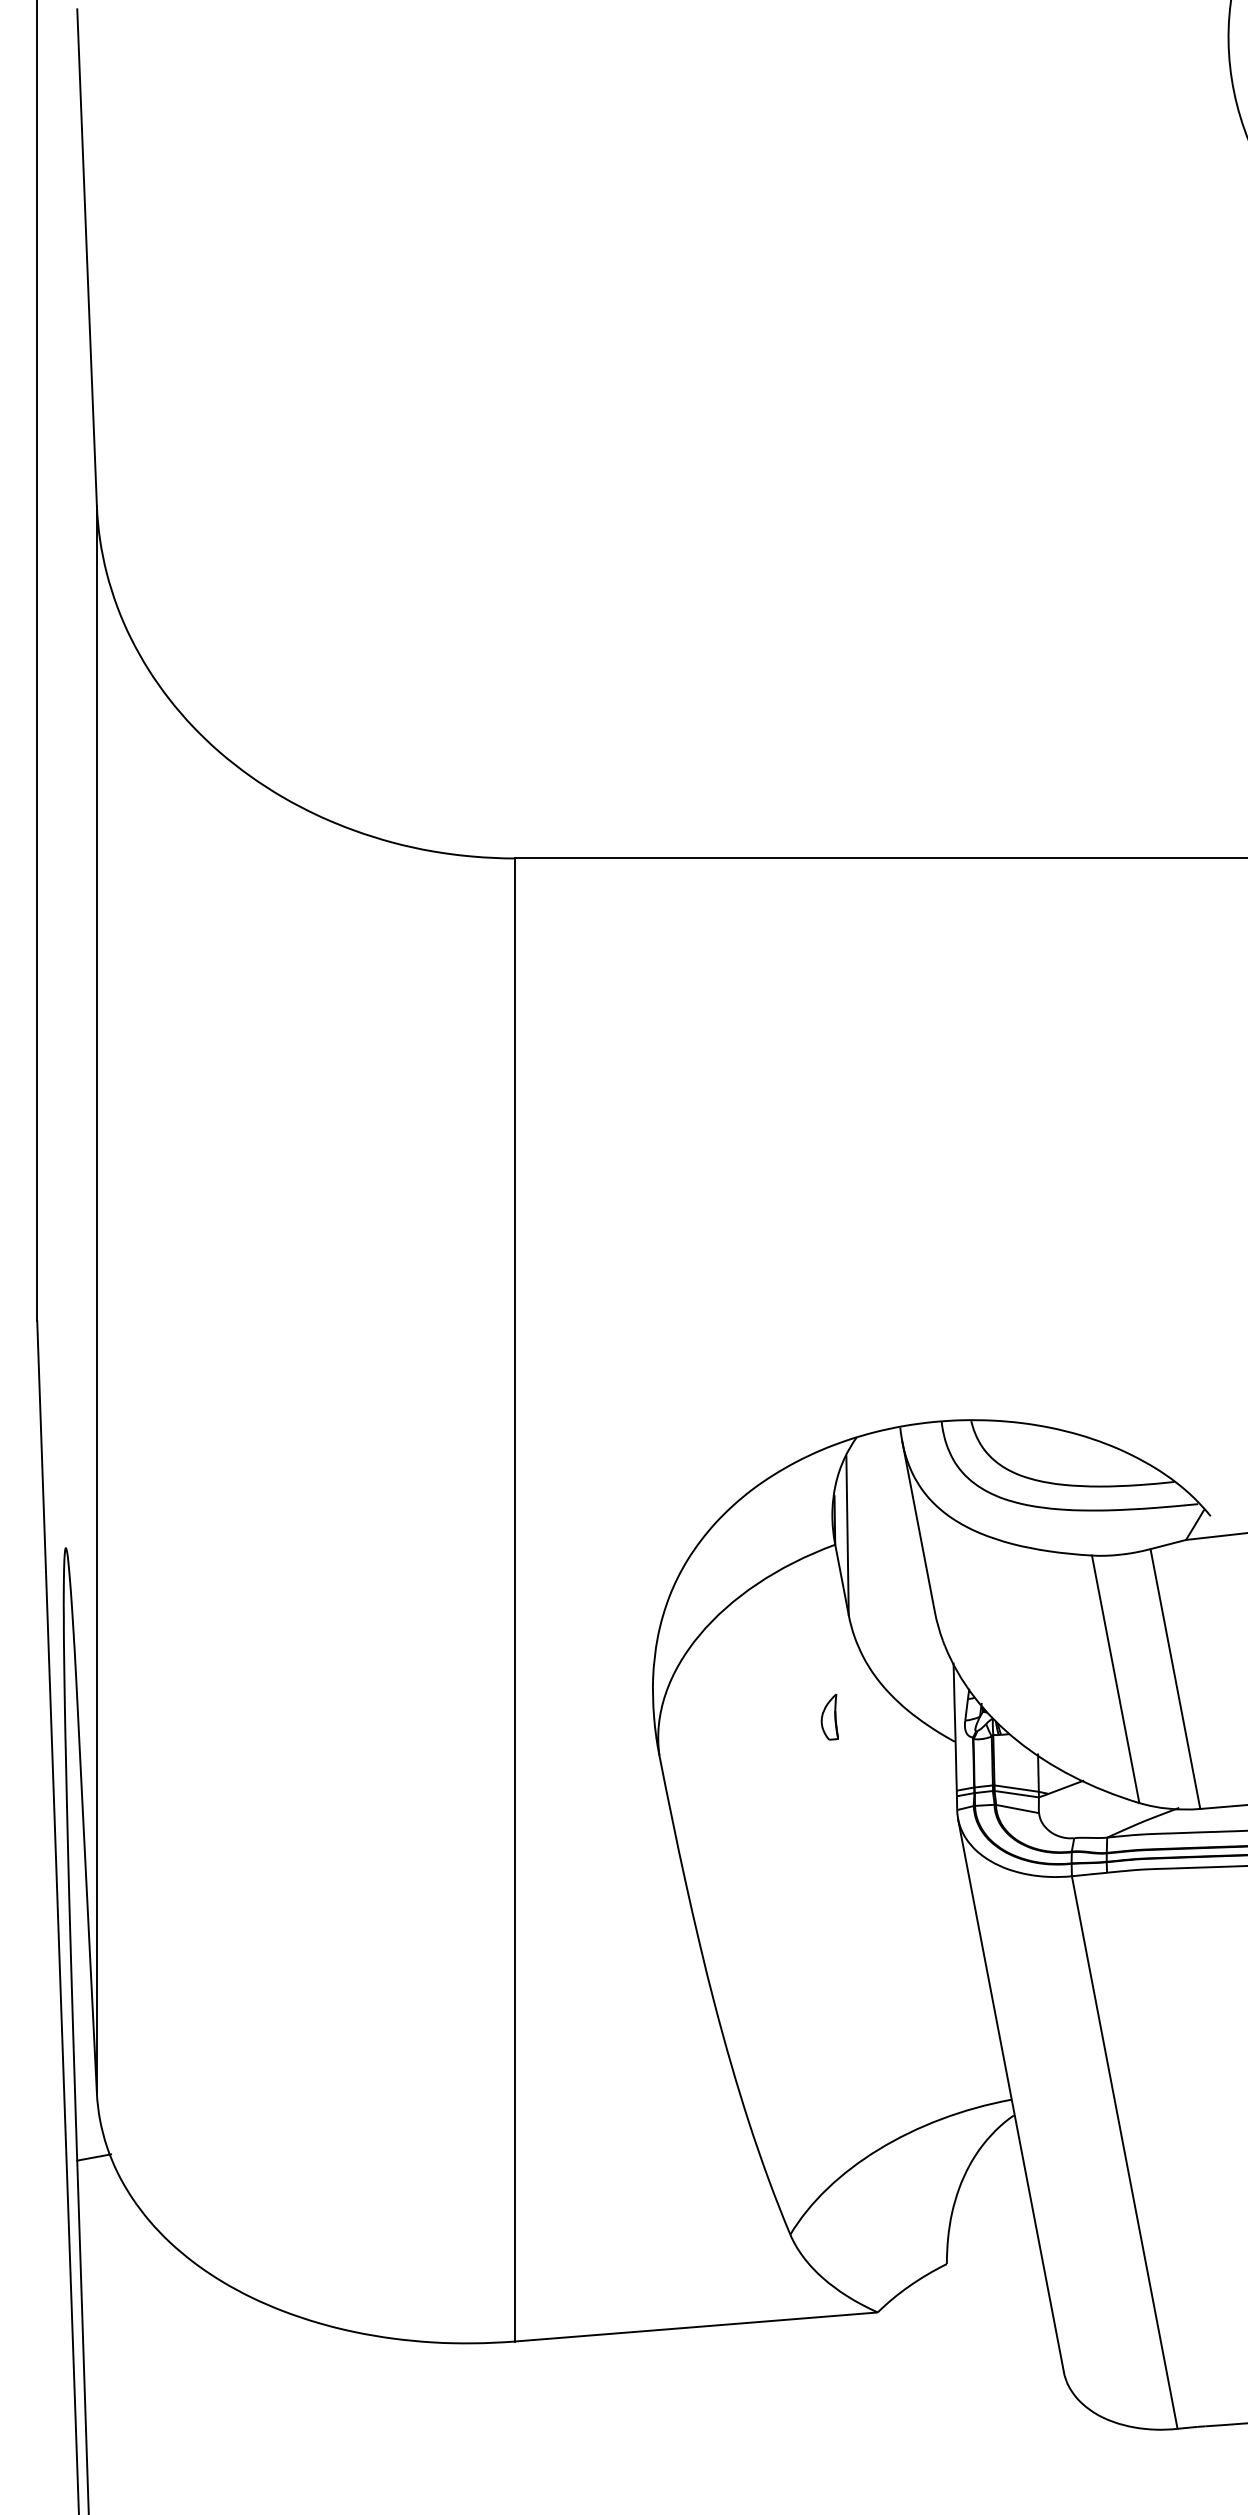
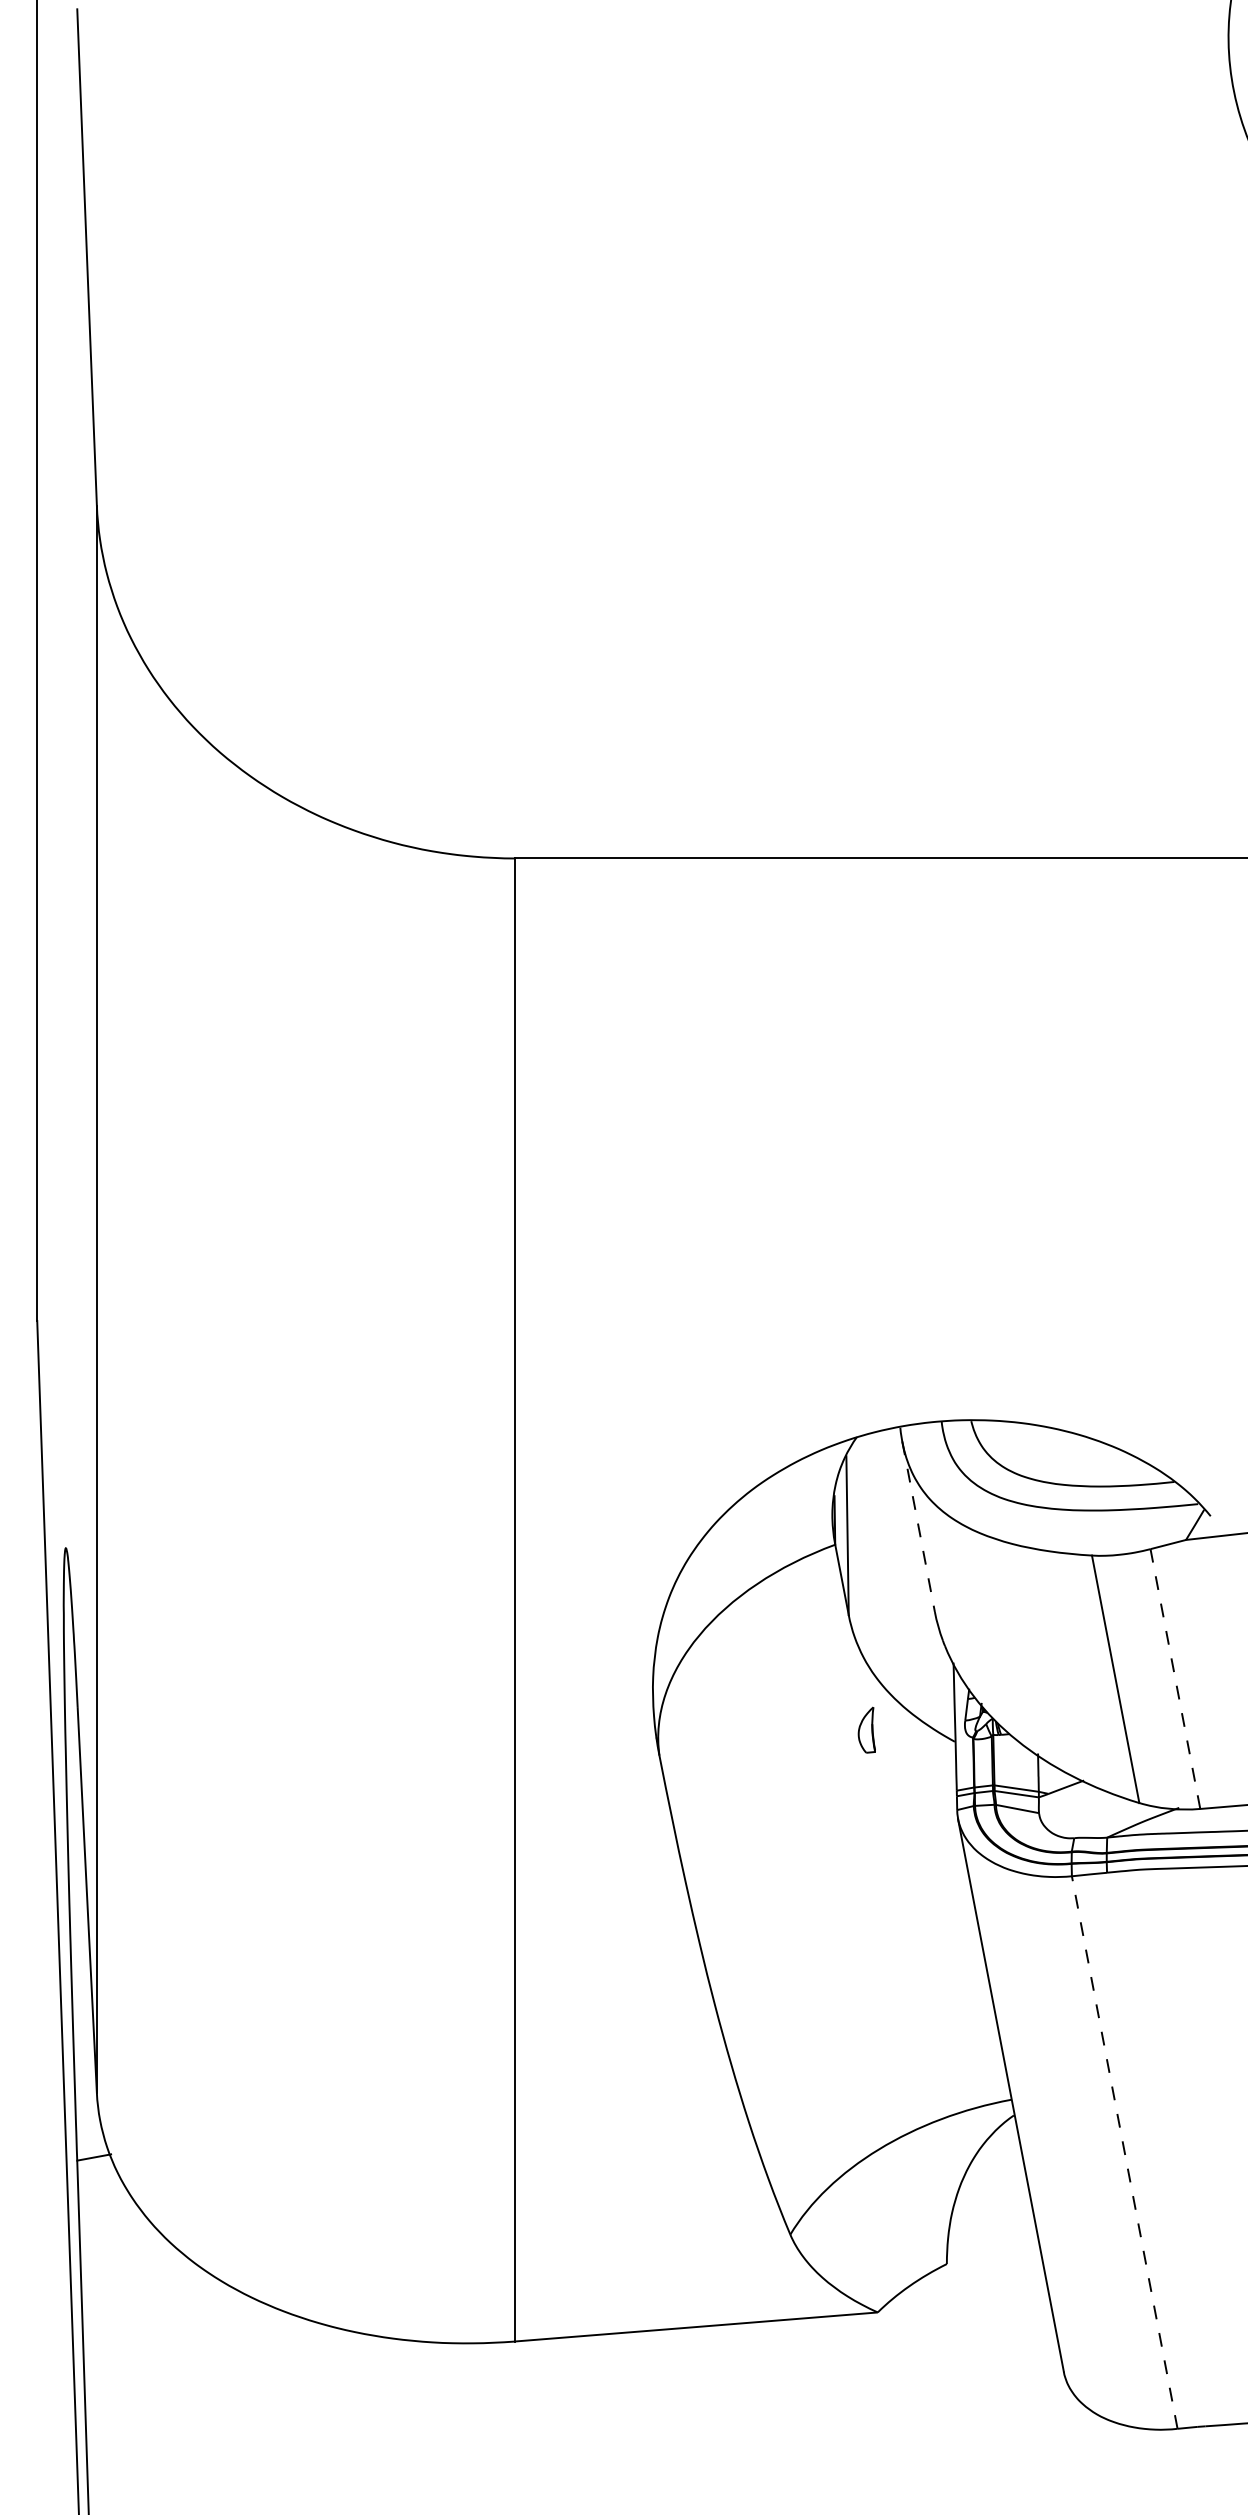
line: solid -> dashed (918, 1526)
line: solid -> dashed (1175, 1678)
part position: (829, 1716) -> (866, 1729) (866, 1729)
line: solid -> dashed (1124, 2152)
